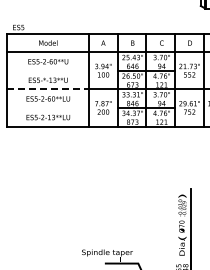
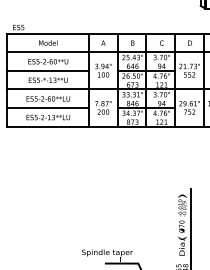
line: none -> present (47, 70)
line: dashed -> solid (48, 89)
line: none -> present (47, 107)
